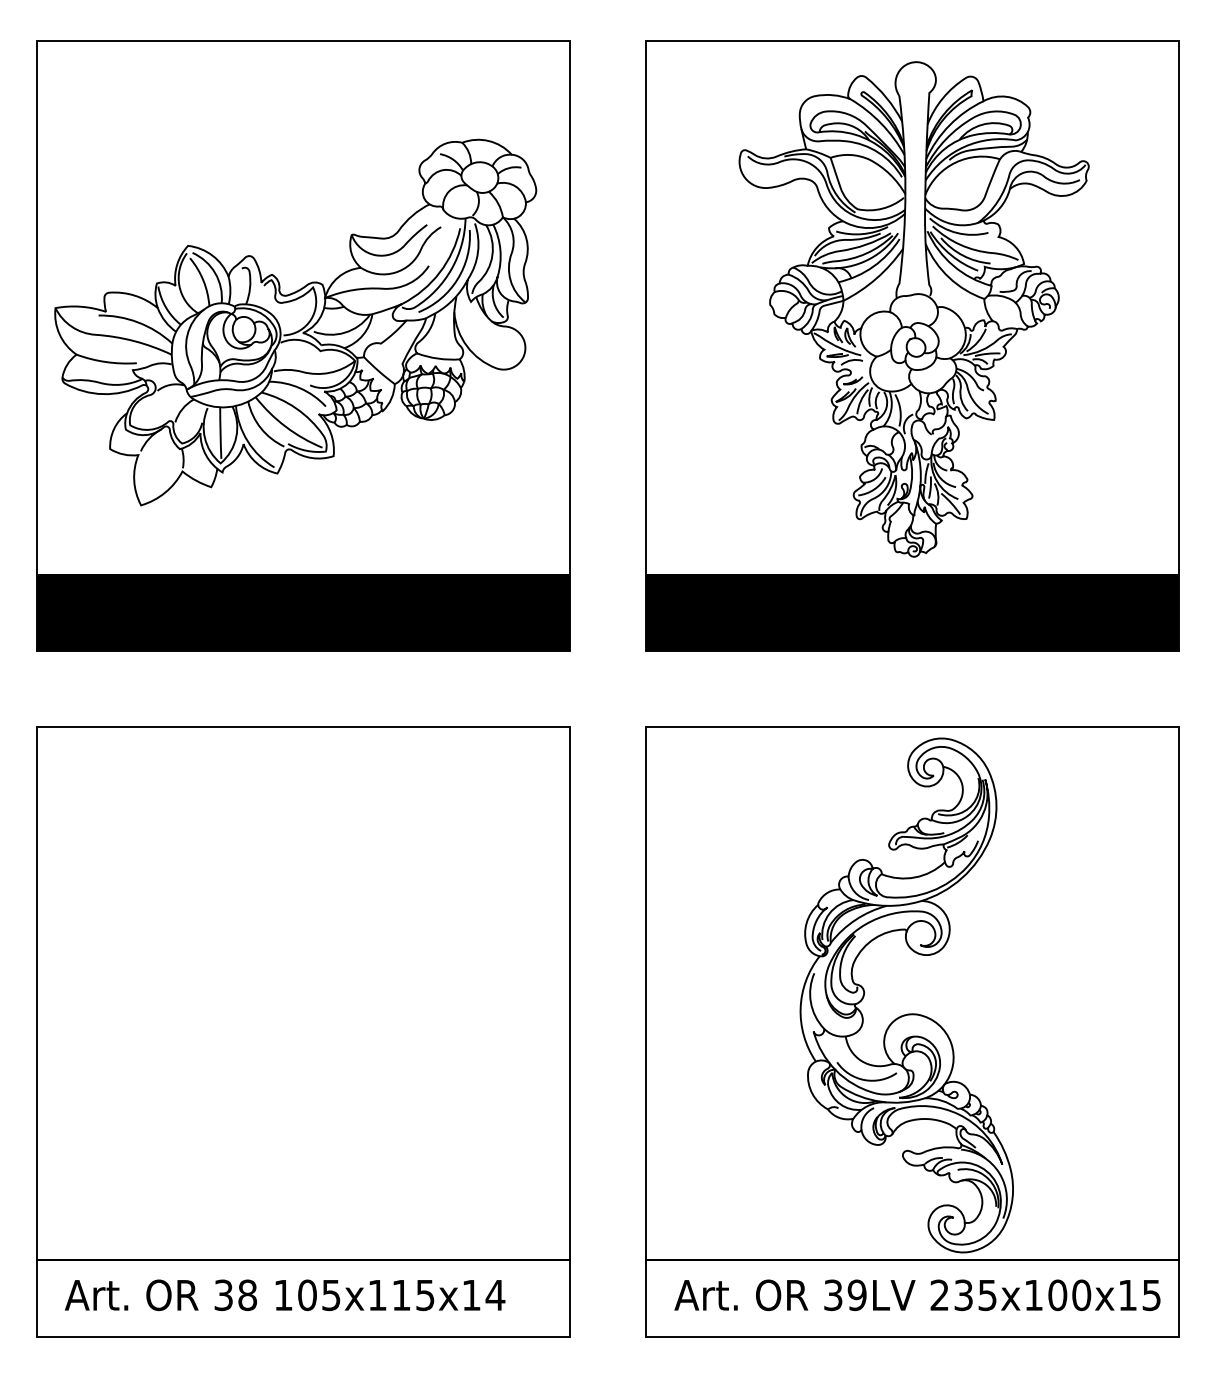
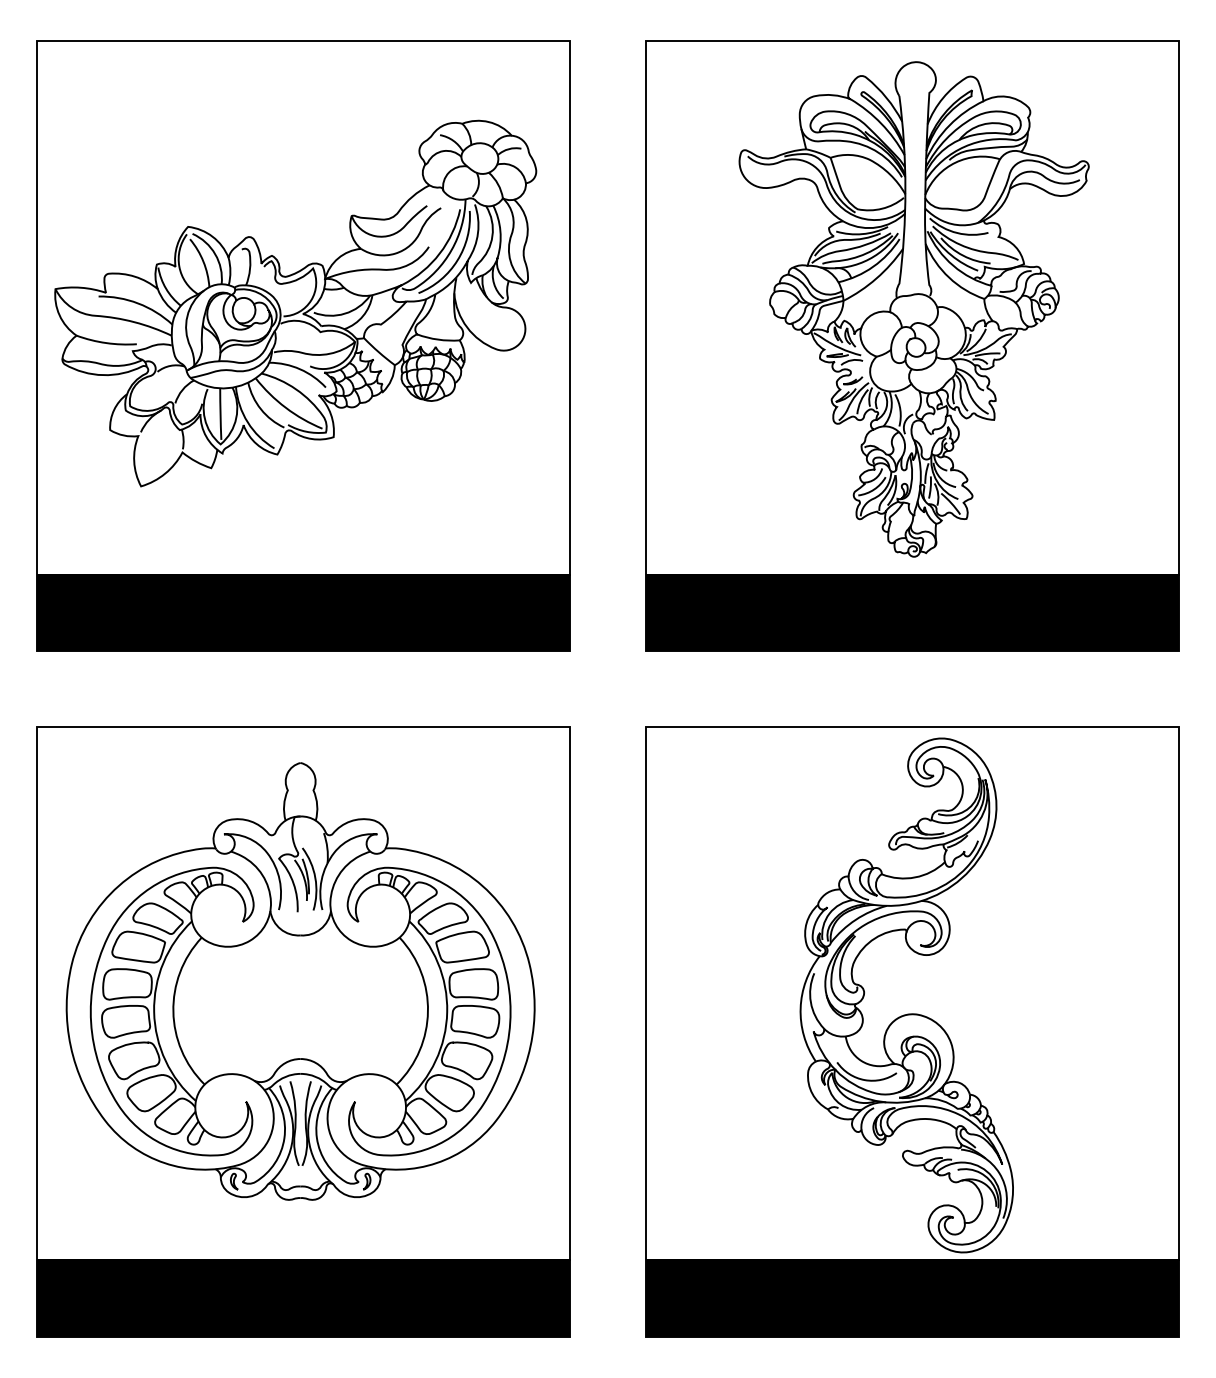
part position: (295, 322) -> (295, 303) (295, 303)
part: none -> present (300, 981)
fill: none -> present (302, 1298)
fill: none -> present (912, 1298)
